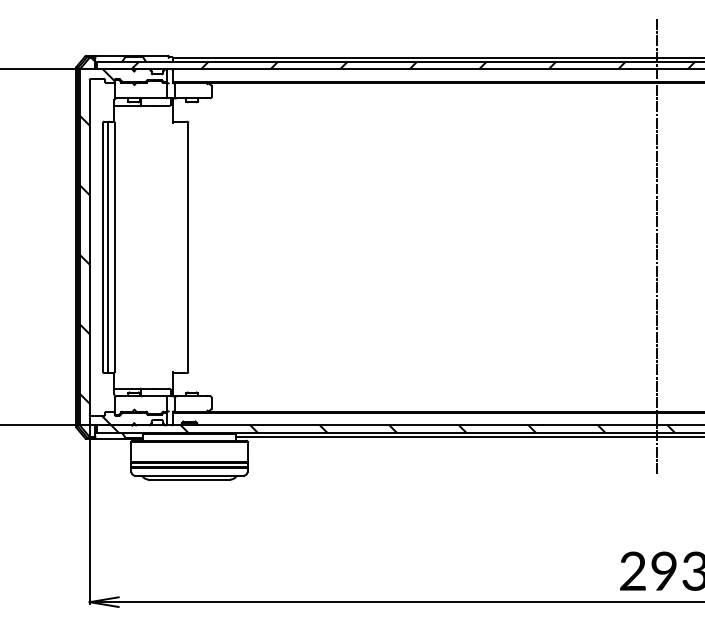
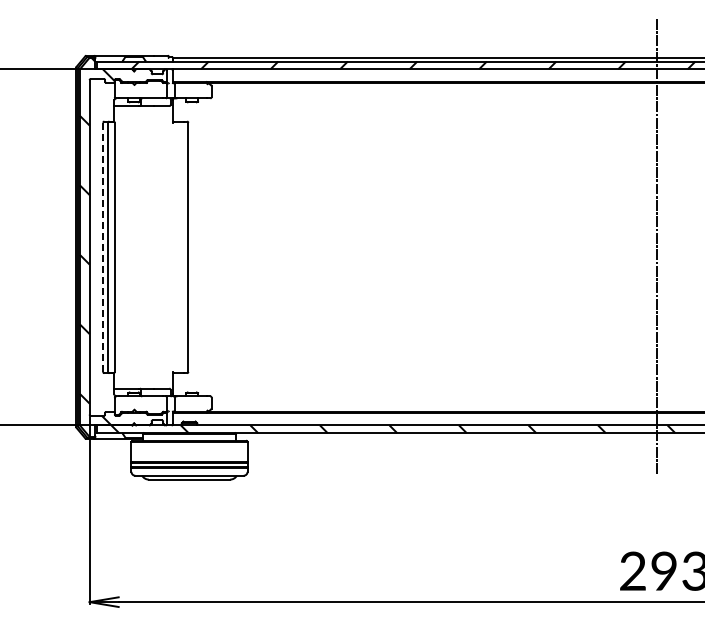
line: solid -> dashed (103, 247)
line: present -> none (468, 437)
